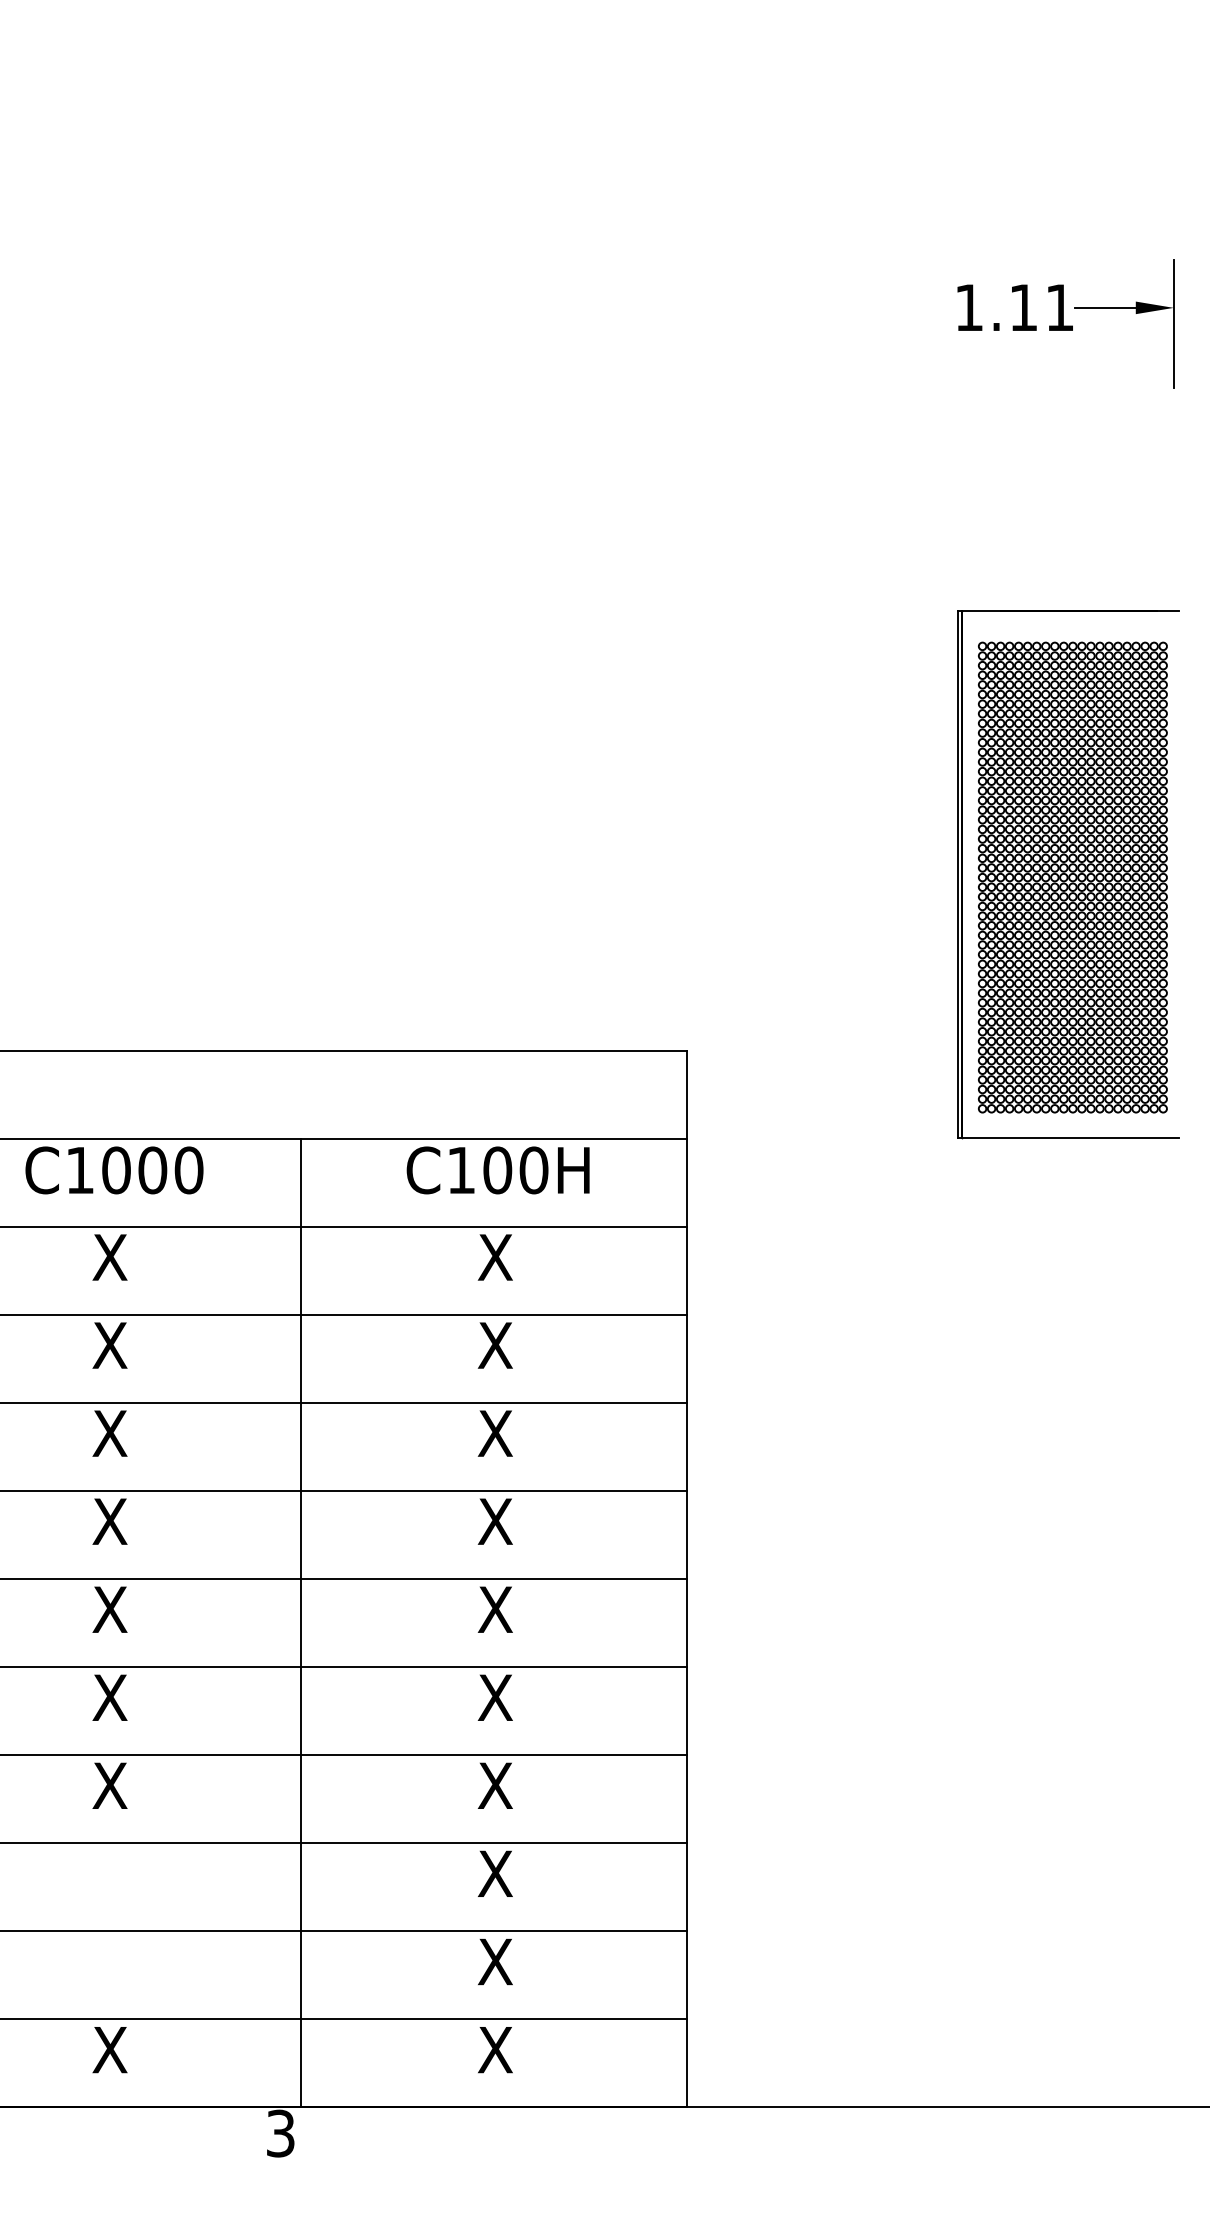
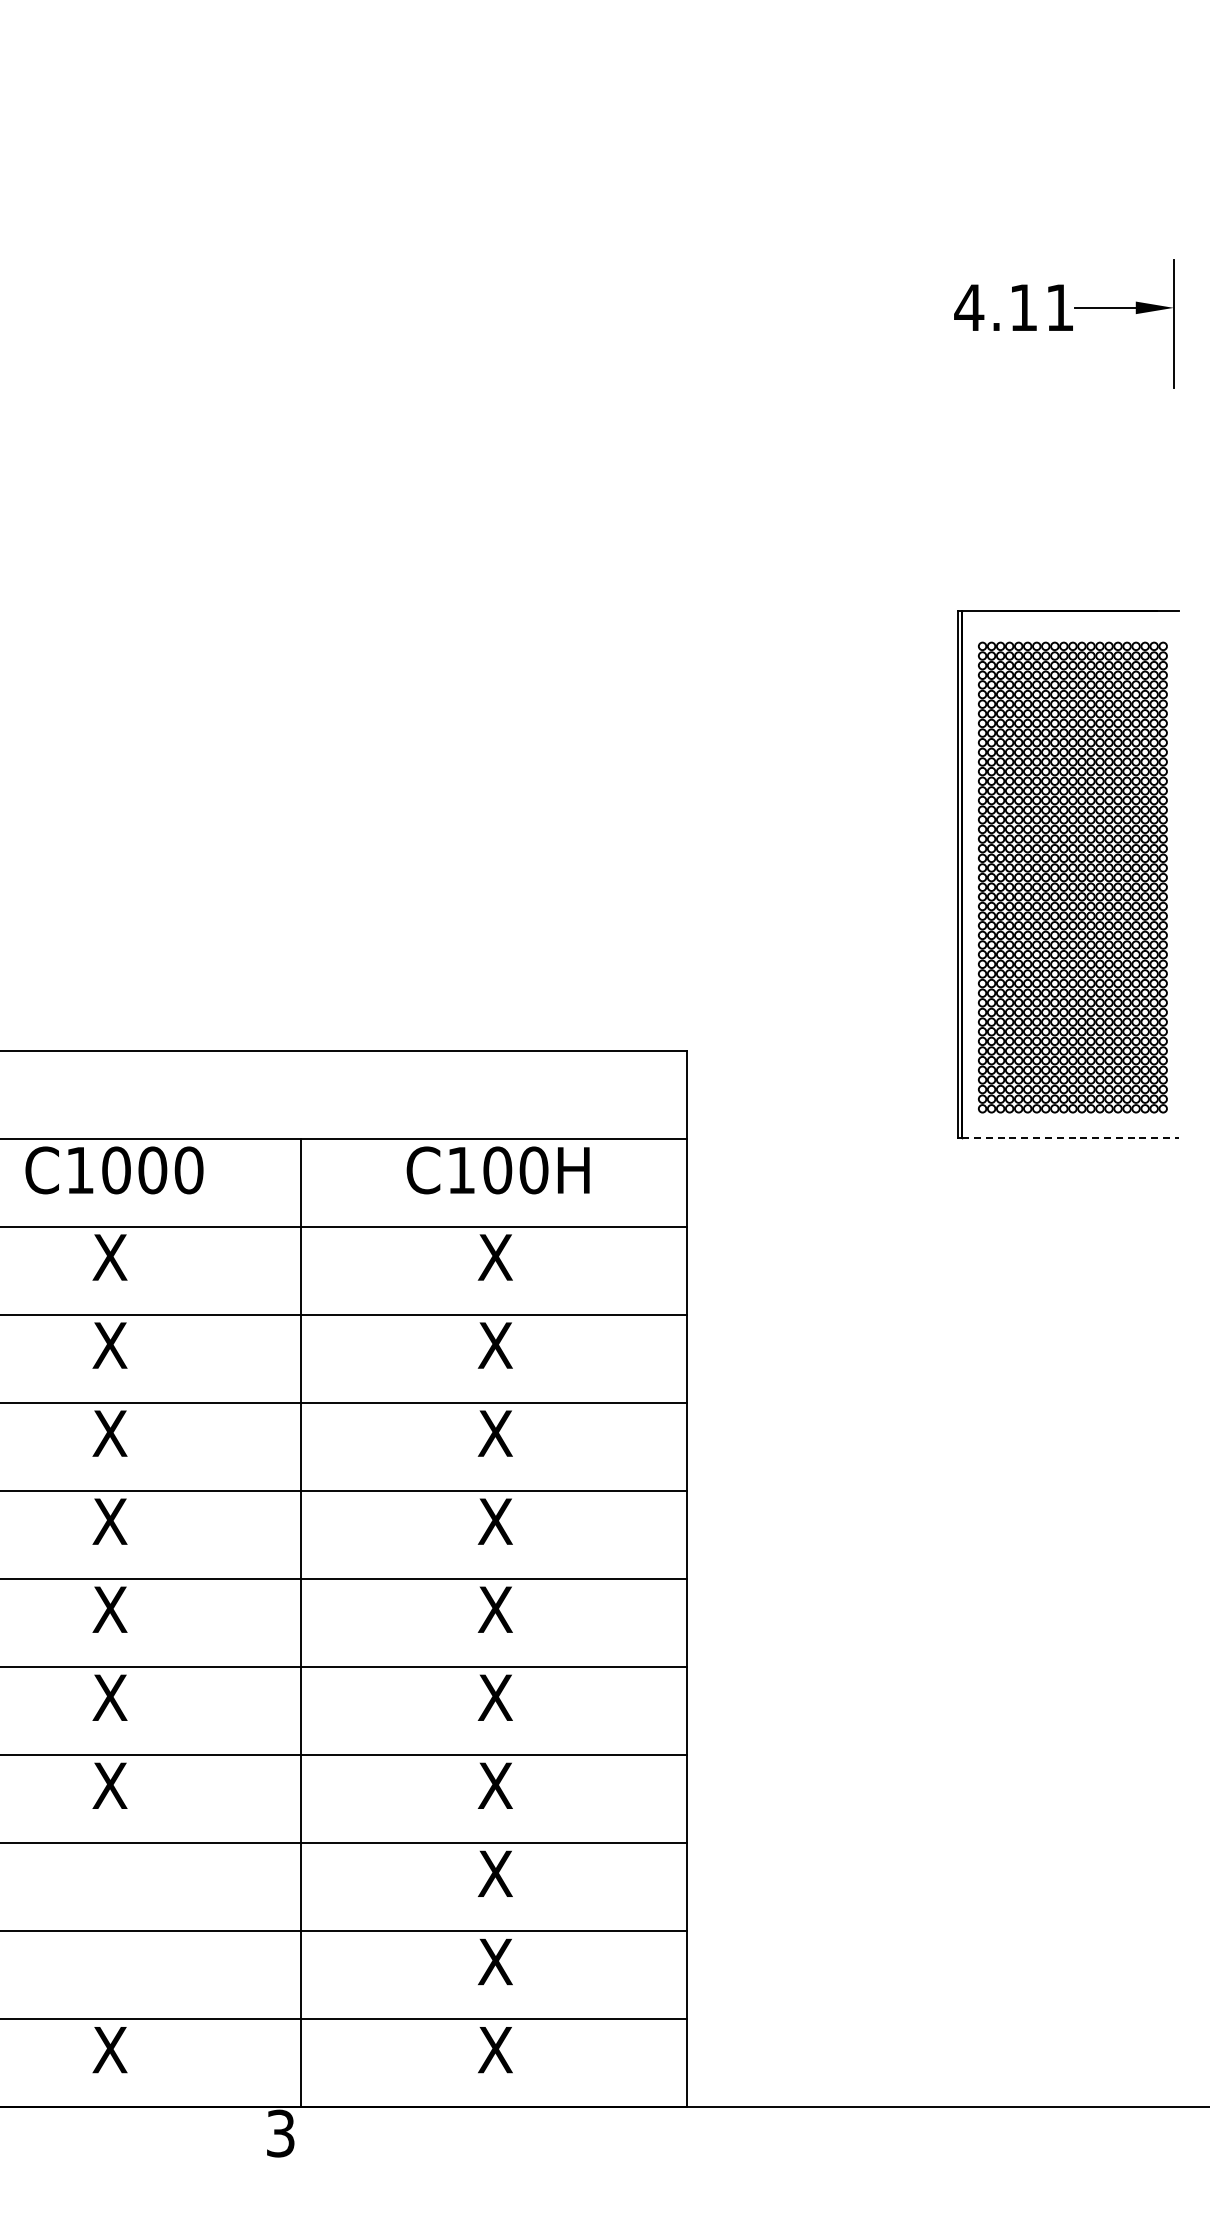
text: 1.11 -> 4.11 (969, 307)
line: solid -> dashed (1071, 1137)
